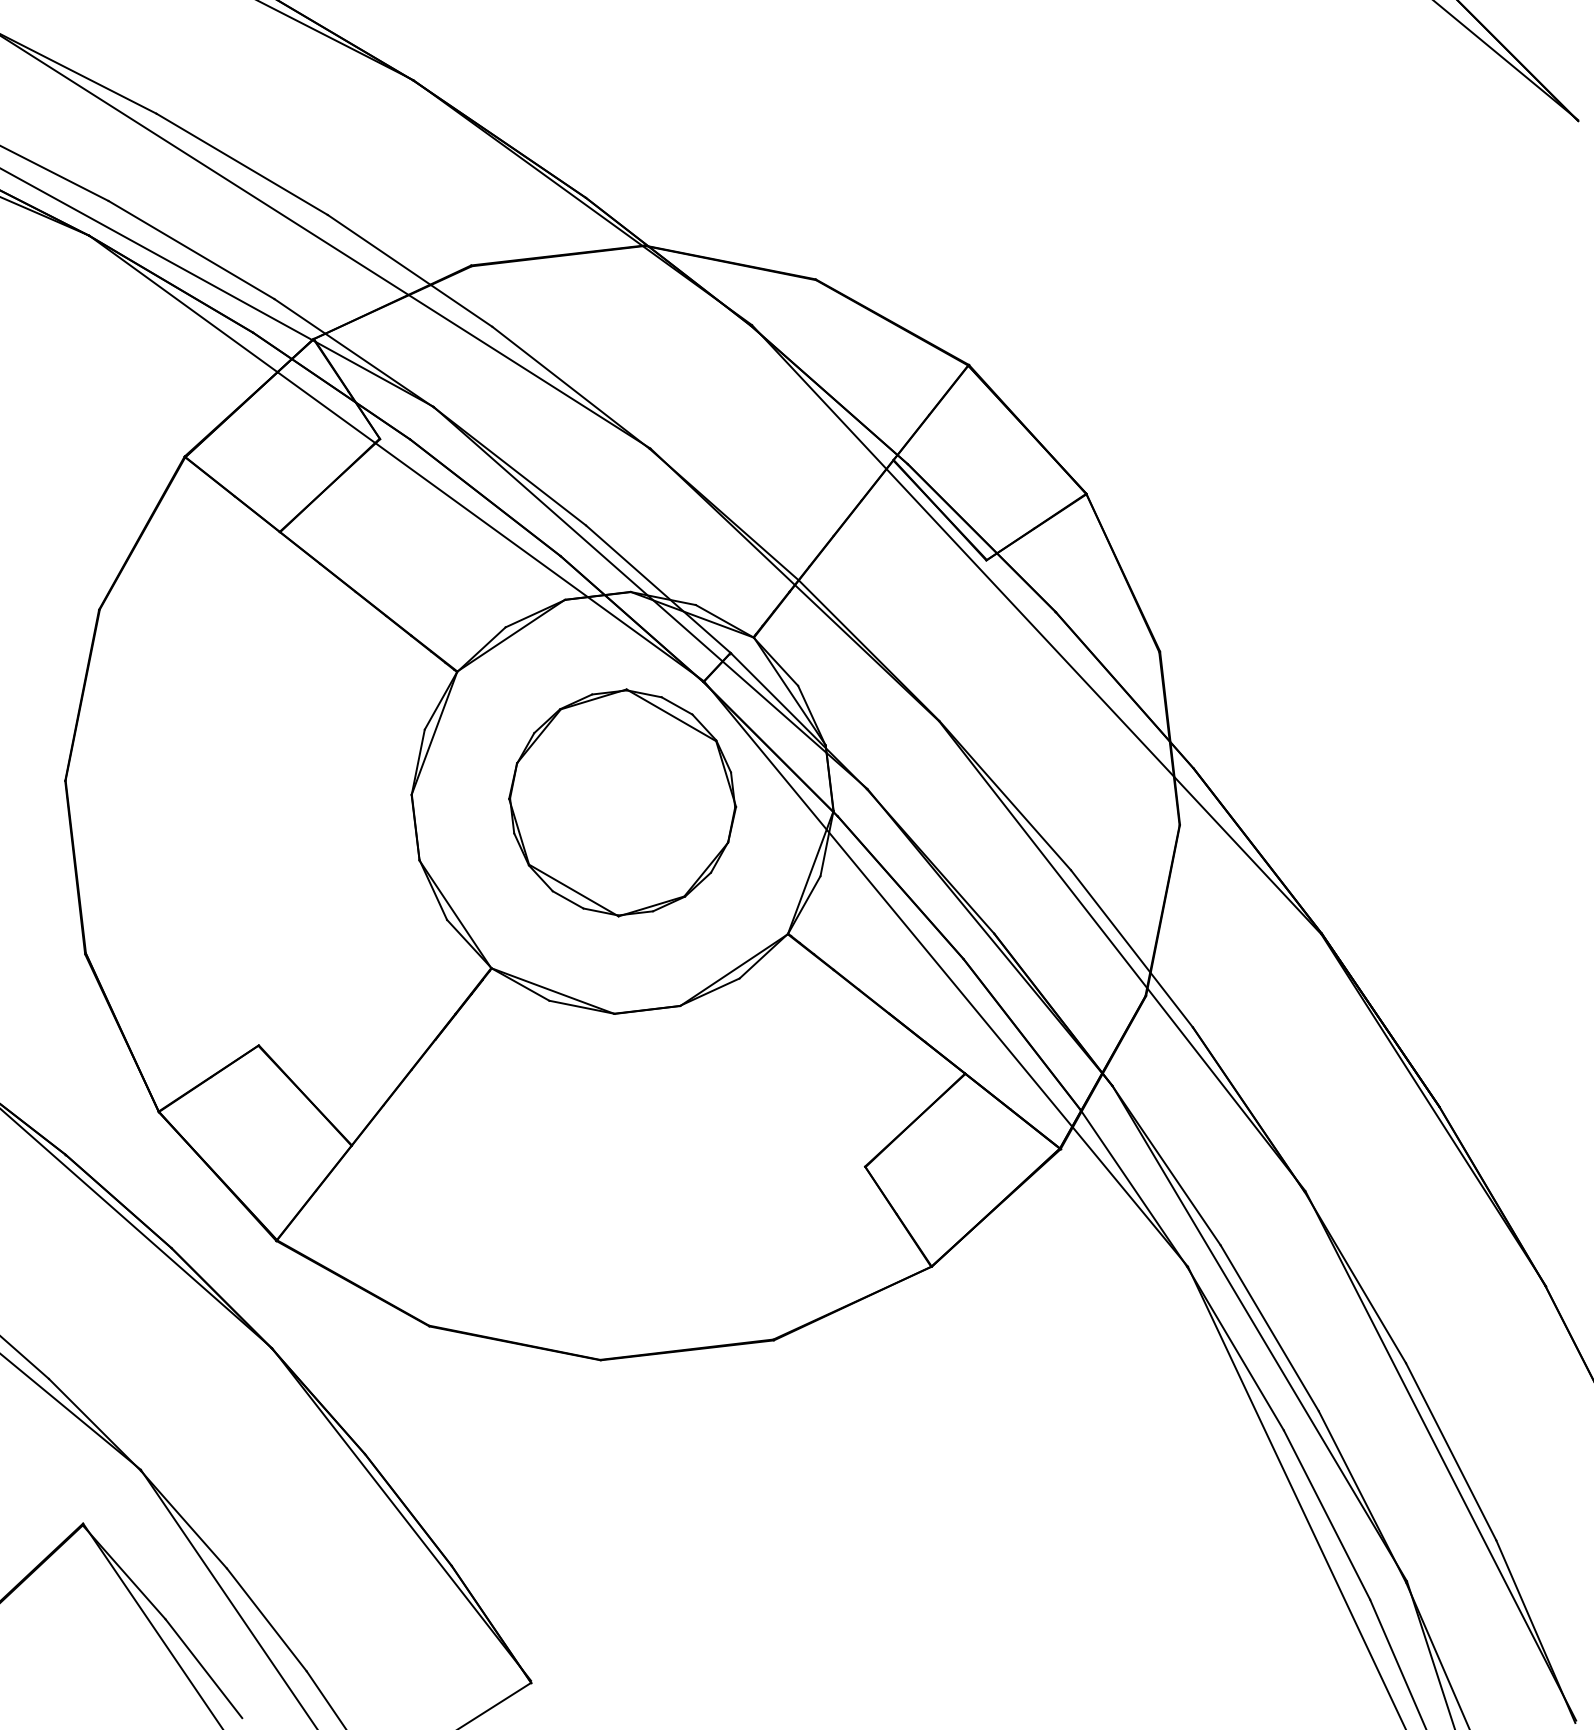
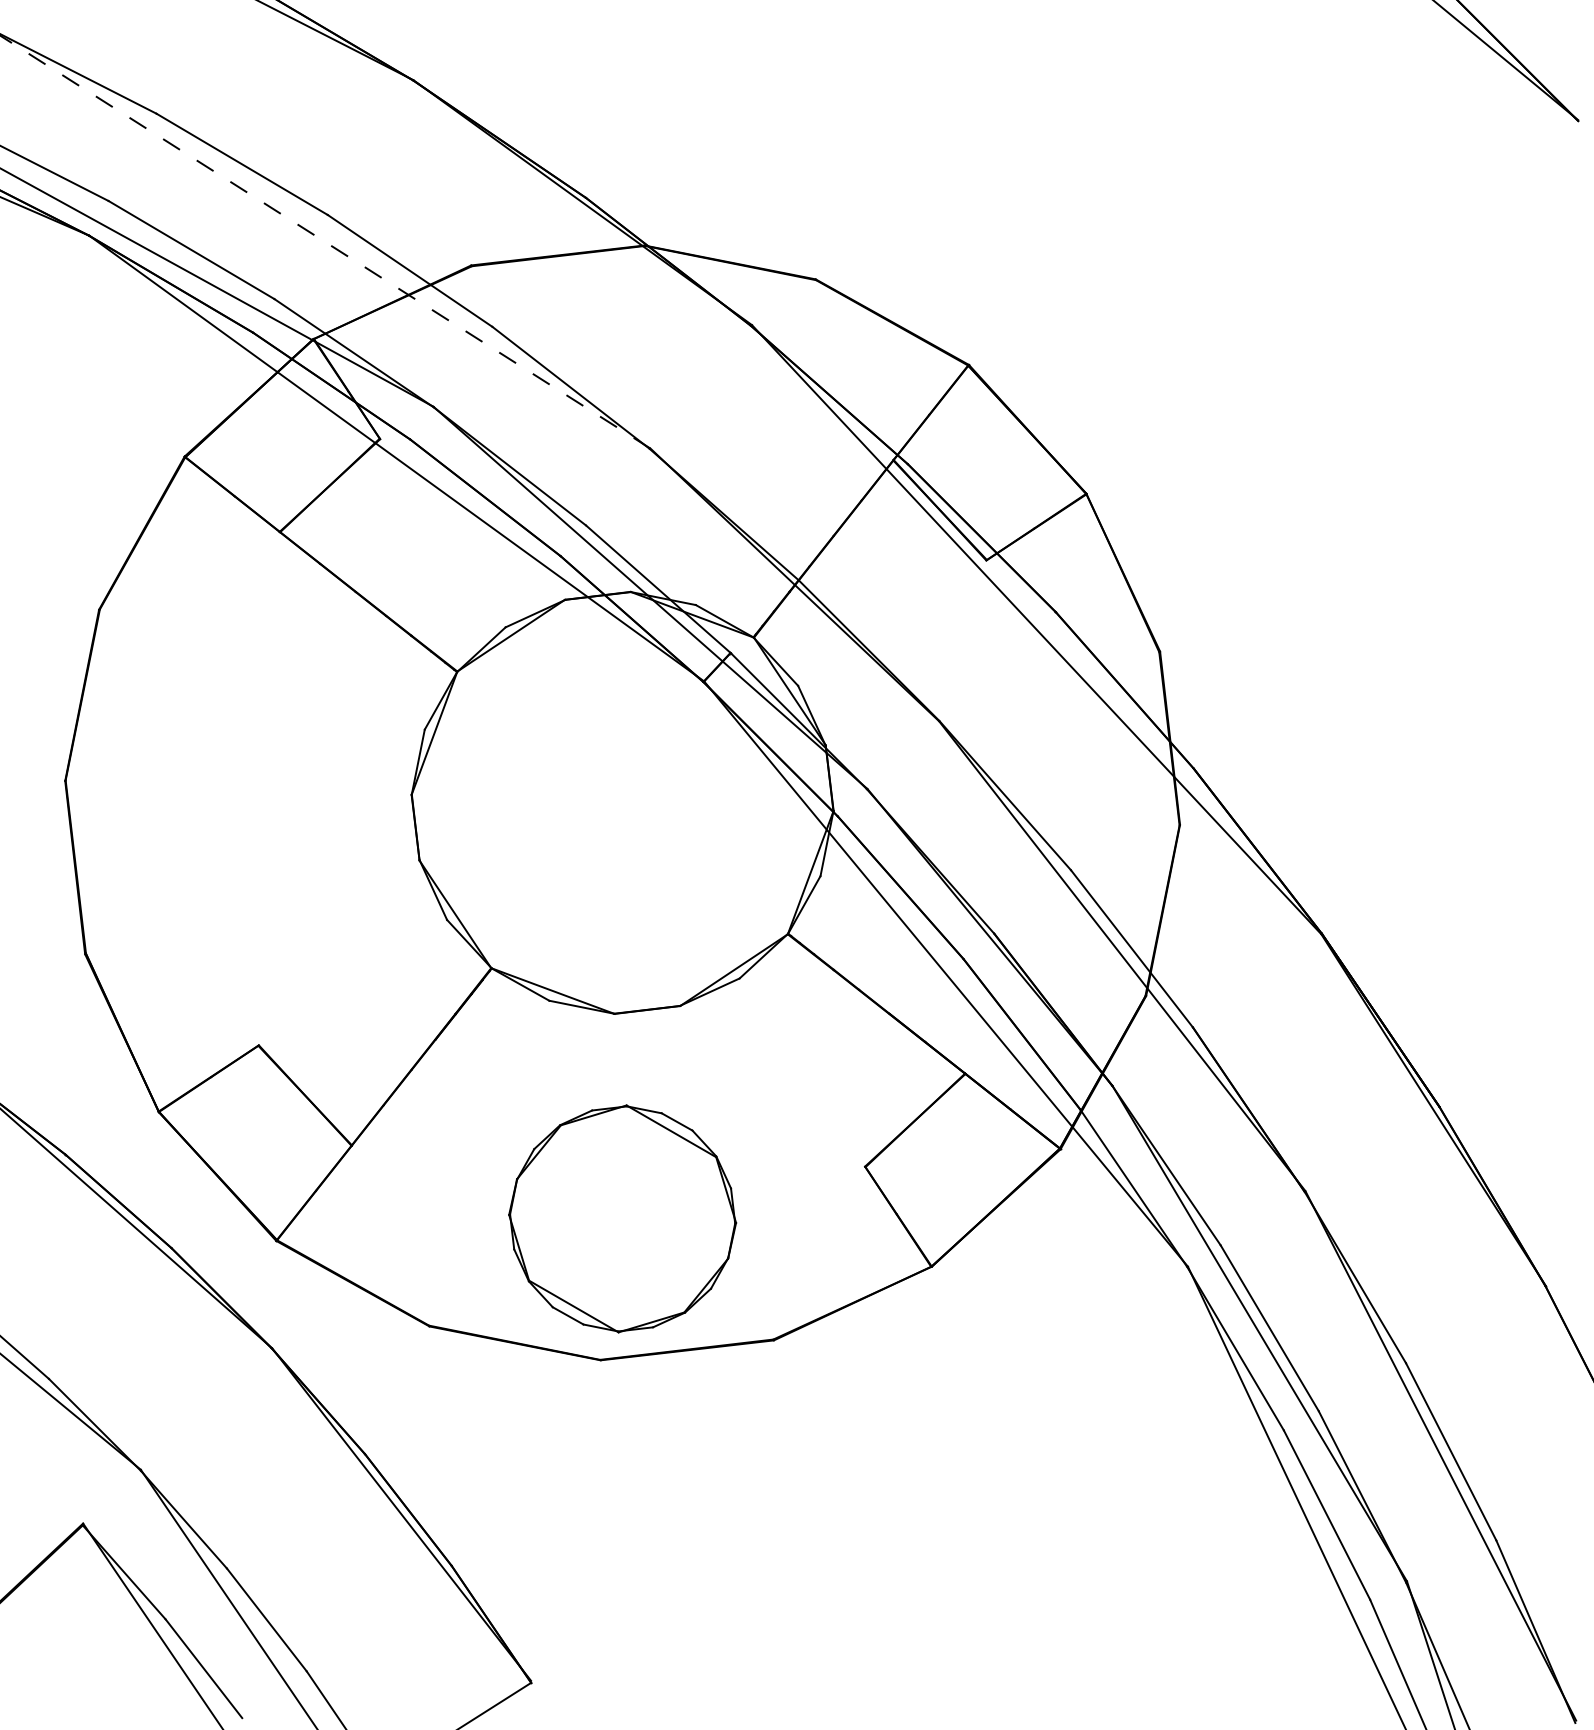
line: solid -> dashed (325, 242)
part position: (622, 802) -> (622, 1218) (622, 1218)
